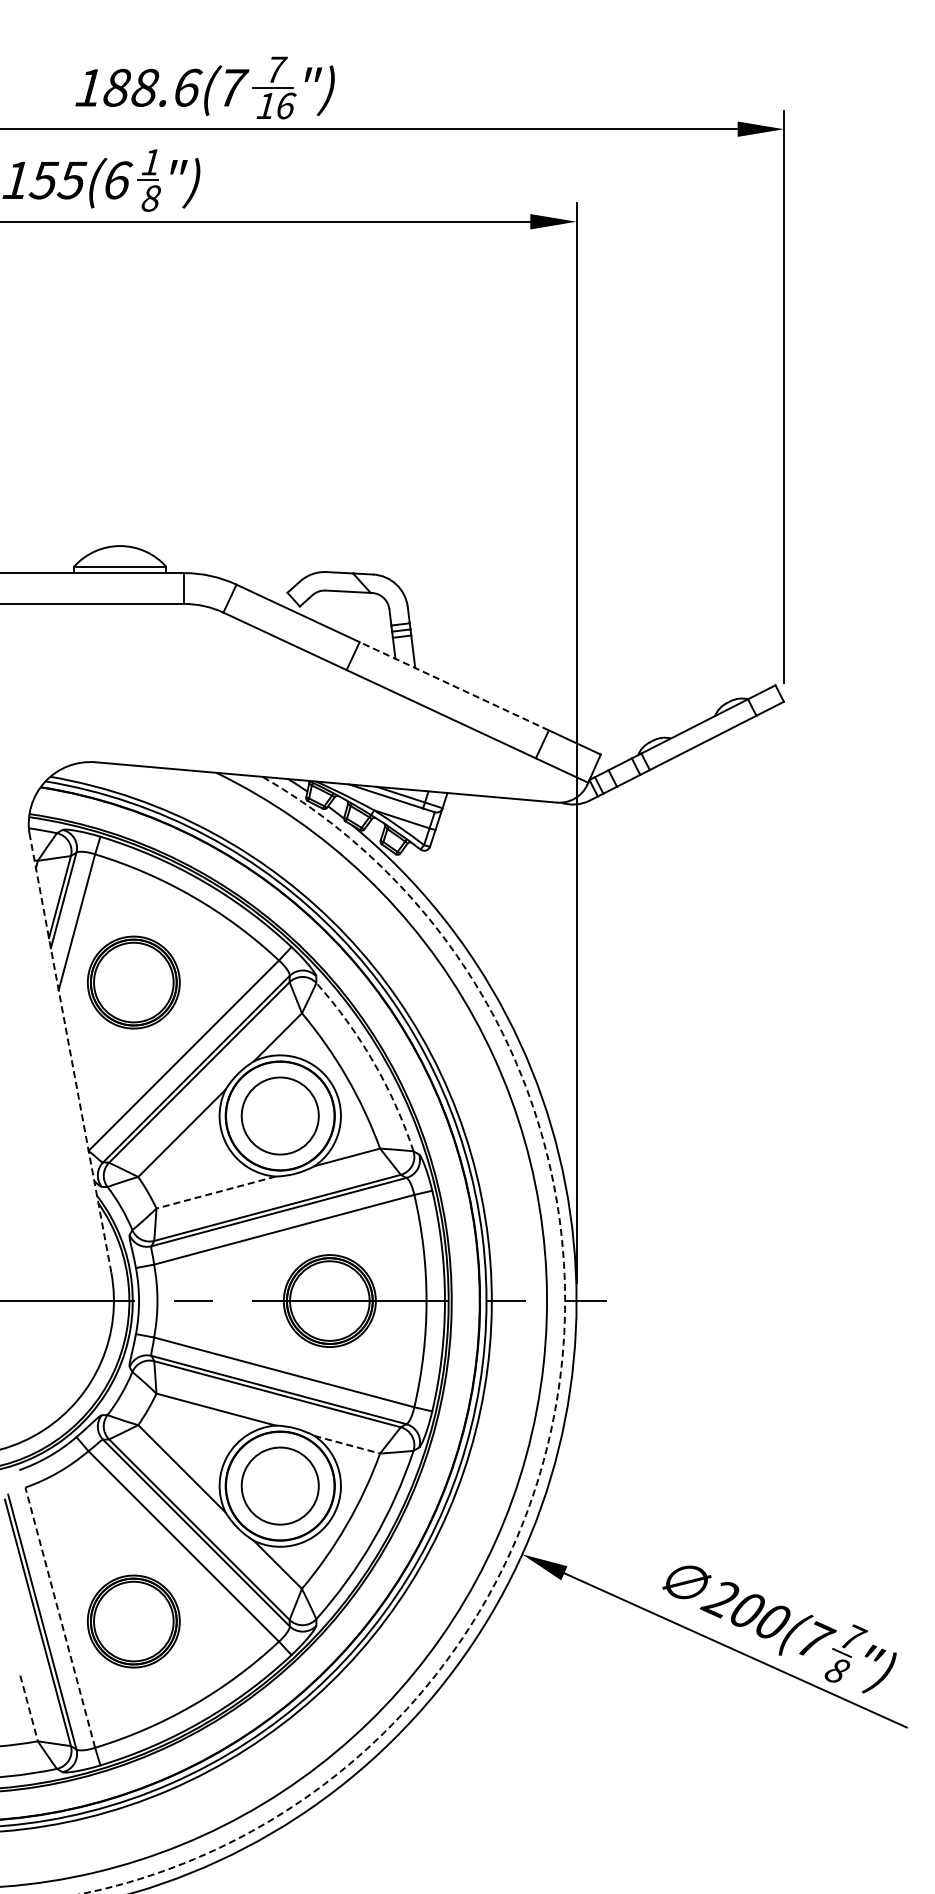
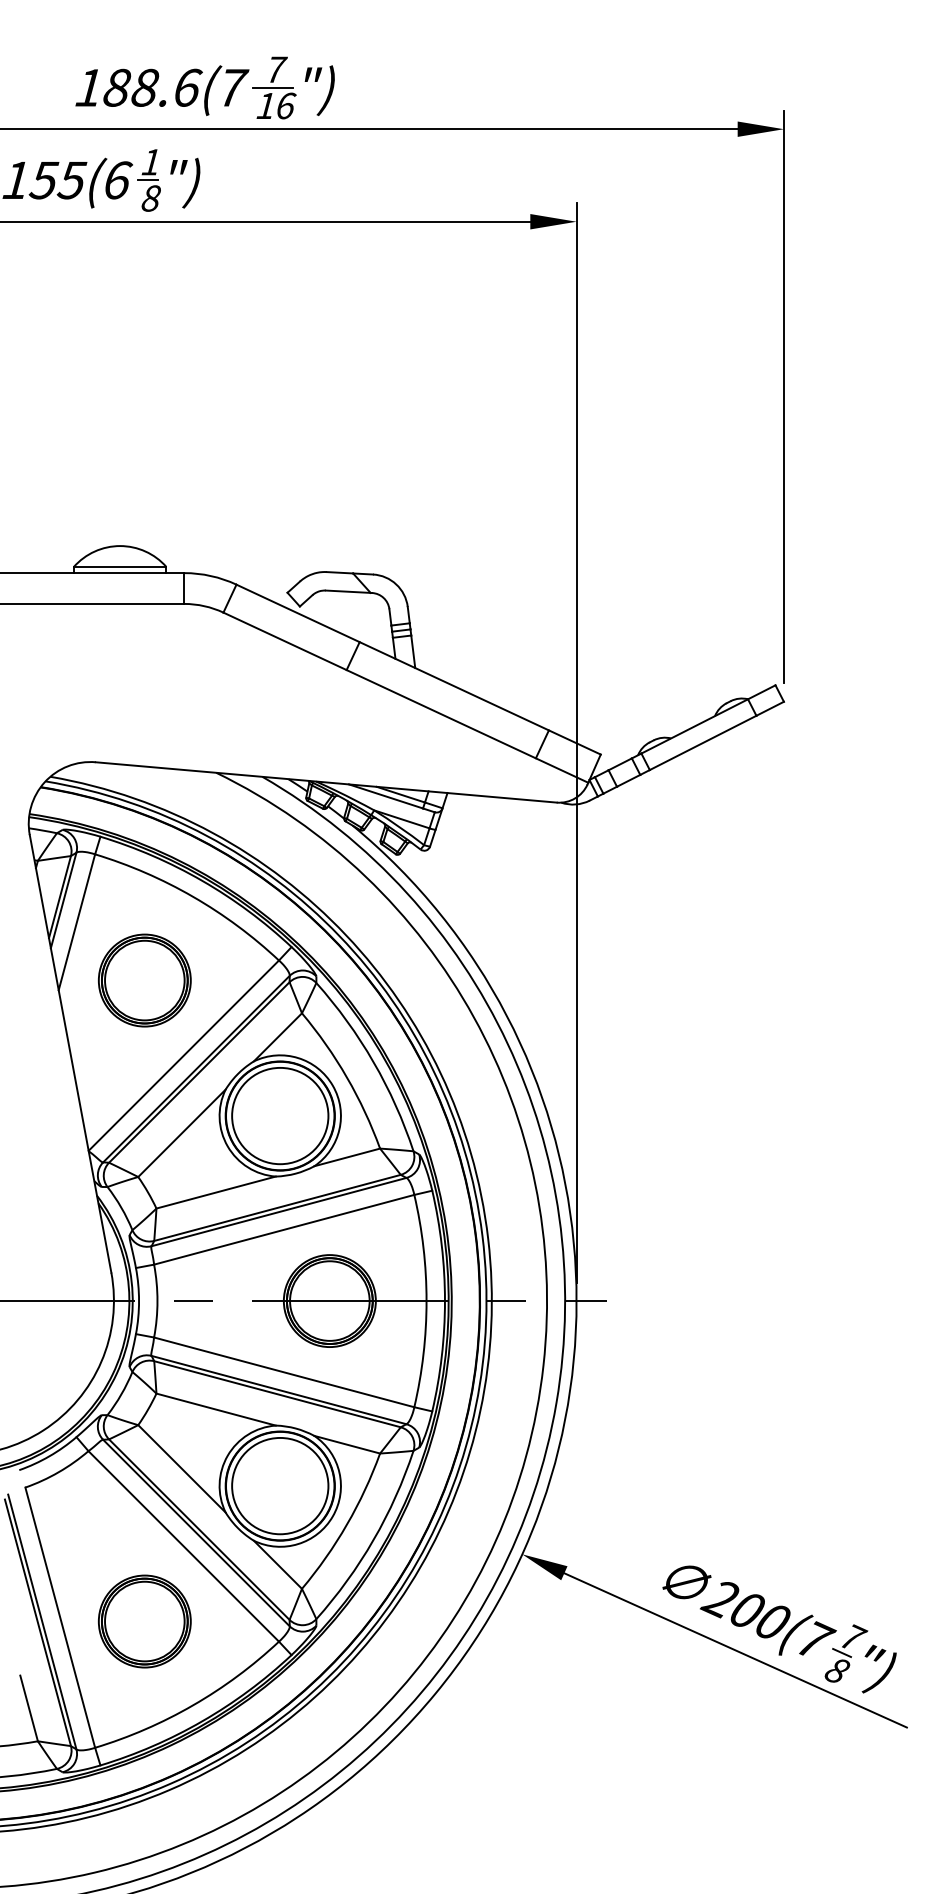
line: dashed -> solid (453, 686)
part position: (133, 982) -> (144, 980) (144, 980)
line: dashed -> solid (70, 1053)
arc: dashed -> solid (373, 1062)
circle diameter: 77 px -> 96 px (280, 1115)
line: dashed -> solid (216, 1192)
arc: dashed -> solid (557, 1397)
line: dashed -> solid (347, 1444)
circle diameter: 77 px -> 96 px (280, 1485)
line: dashed -> solid (60, 1617)
part position: (133, 1621) -> (144, 1621) (144, 1621)
line: dashed -> solid (29, 1708)
